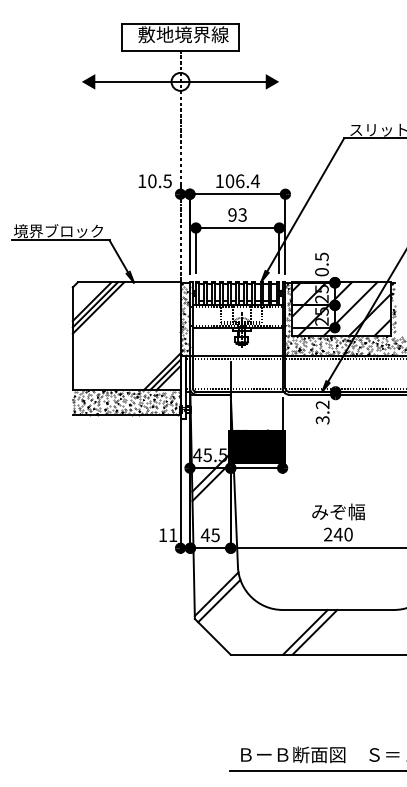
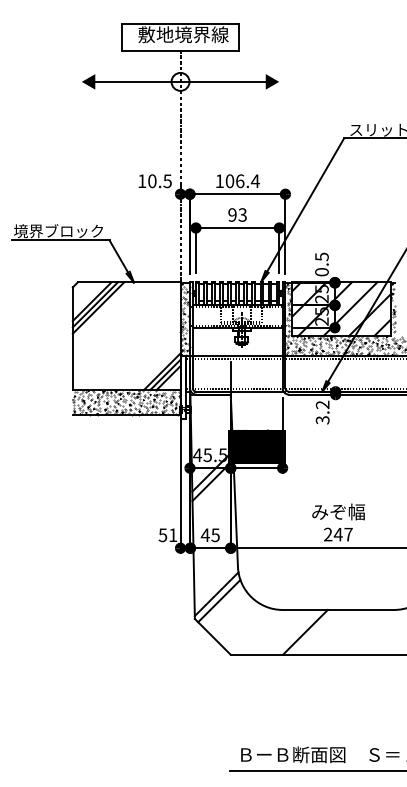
text: 240 -> 247 (348, 534)
text: 11 -> 51 (162, 535)
line: present -> none (314, 631)
